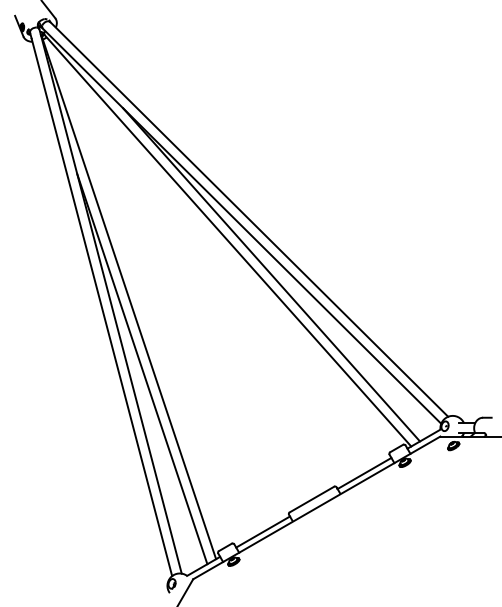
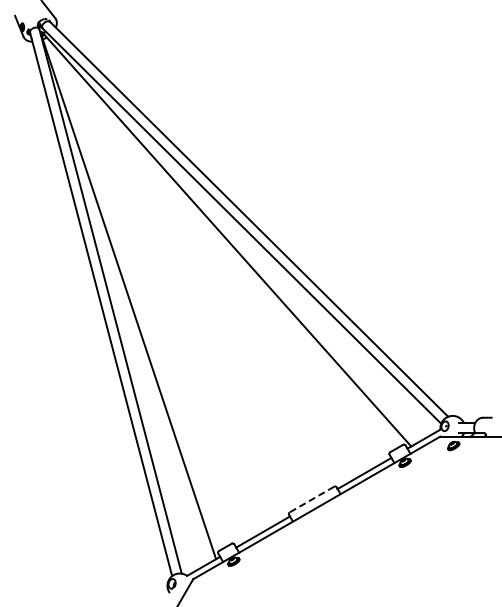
line: present -> none (271, 274)
line: present -> none (142, 369)
line: solid -> dashed (311, 499)
